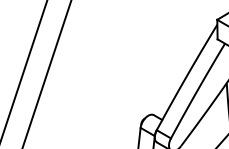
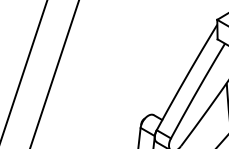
line position: (46, 73) -> (54, 73) (54, 73)
